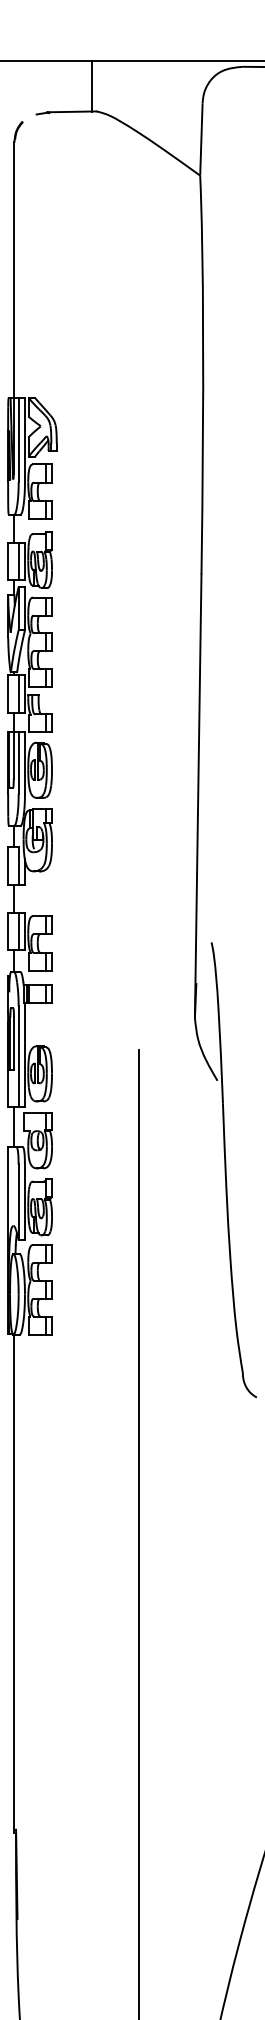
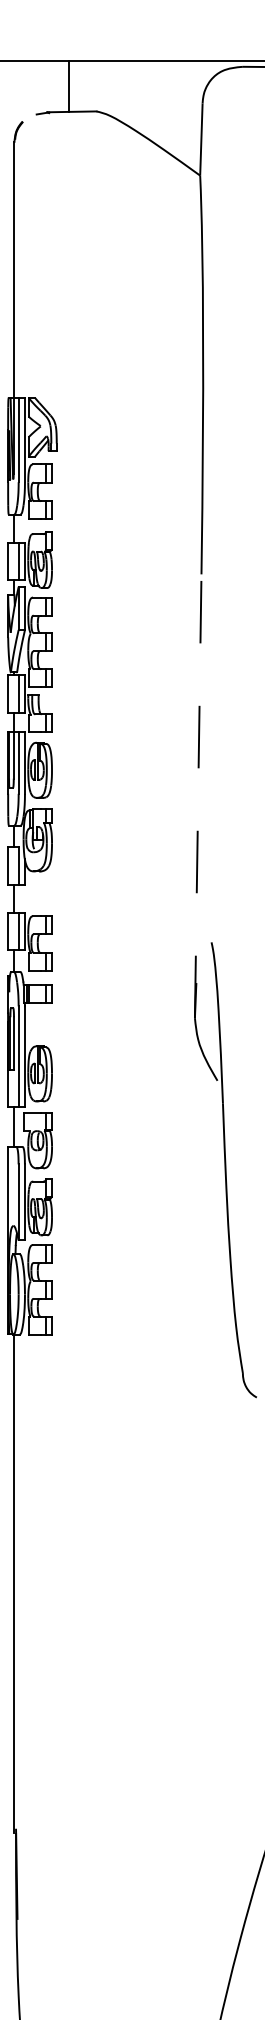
line position: (92, 85) -> (69, 85) (69, 85)
line: solid -> dashed (198, 796)
line: present -> none (139, 1532)
